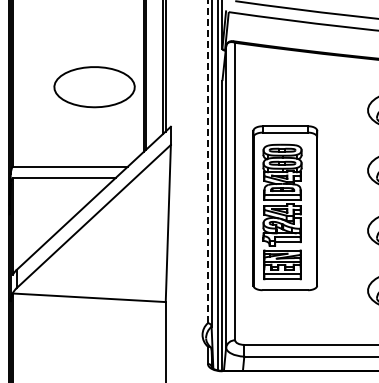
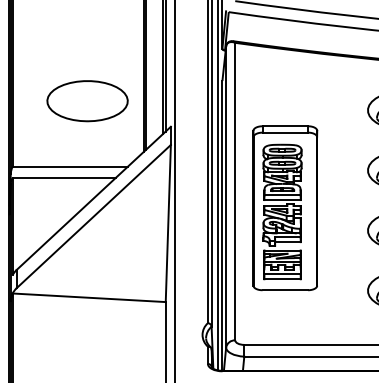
part position: (94, 87) -> (87, 101) (87, 101)
line: dashed -> solid (207, 161)
line: none -> present (175, 190)
